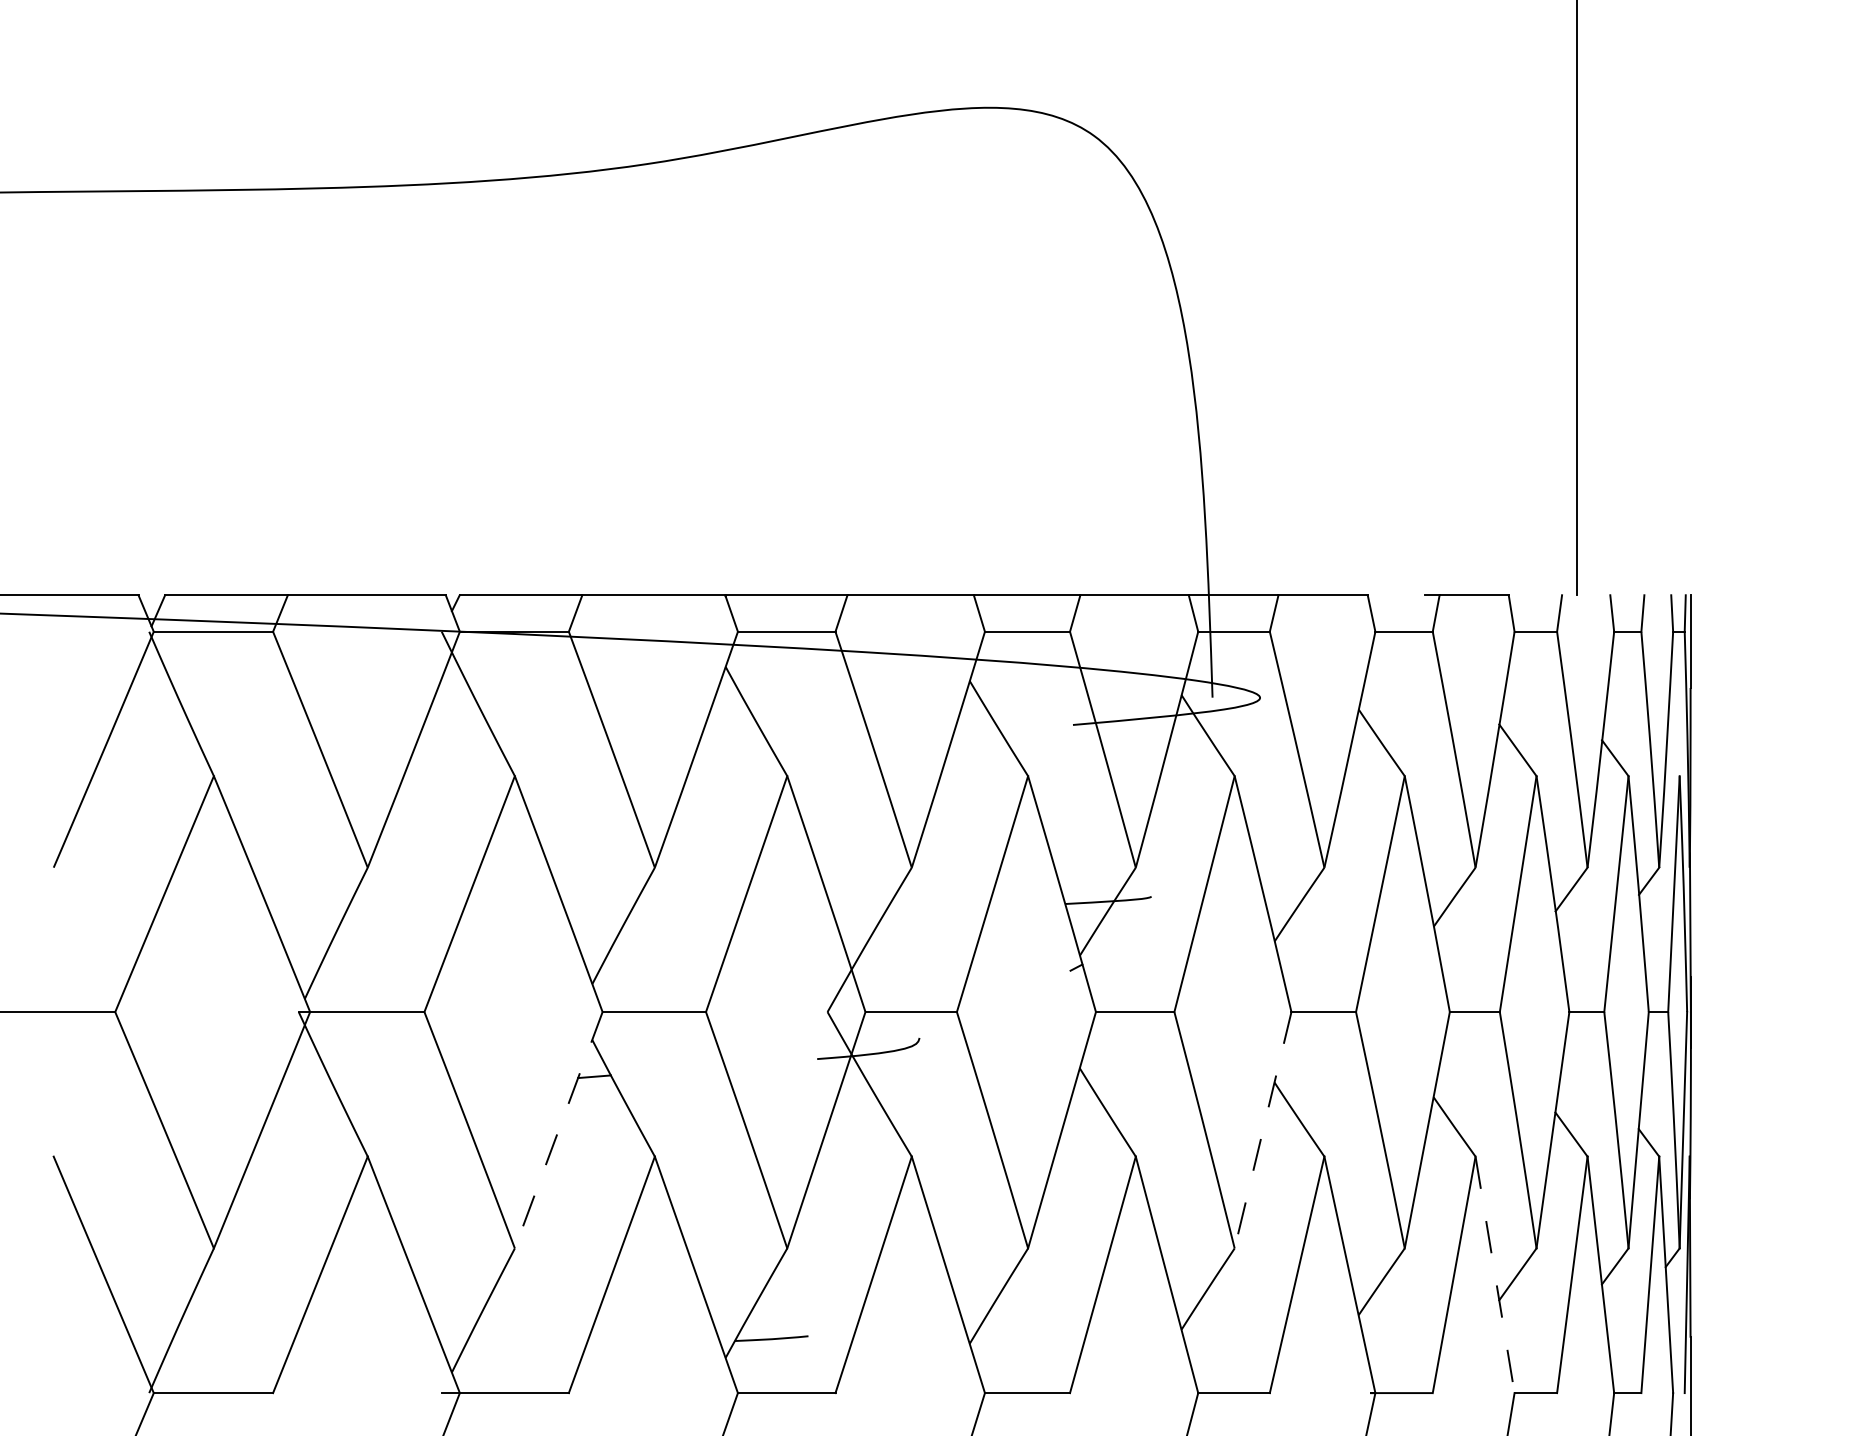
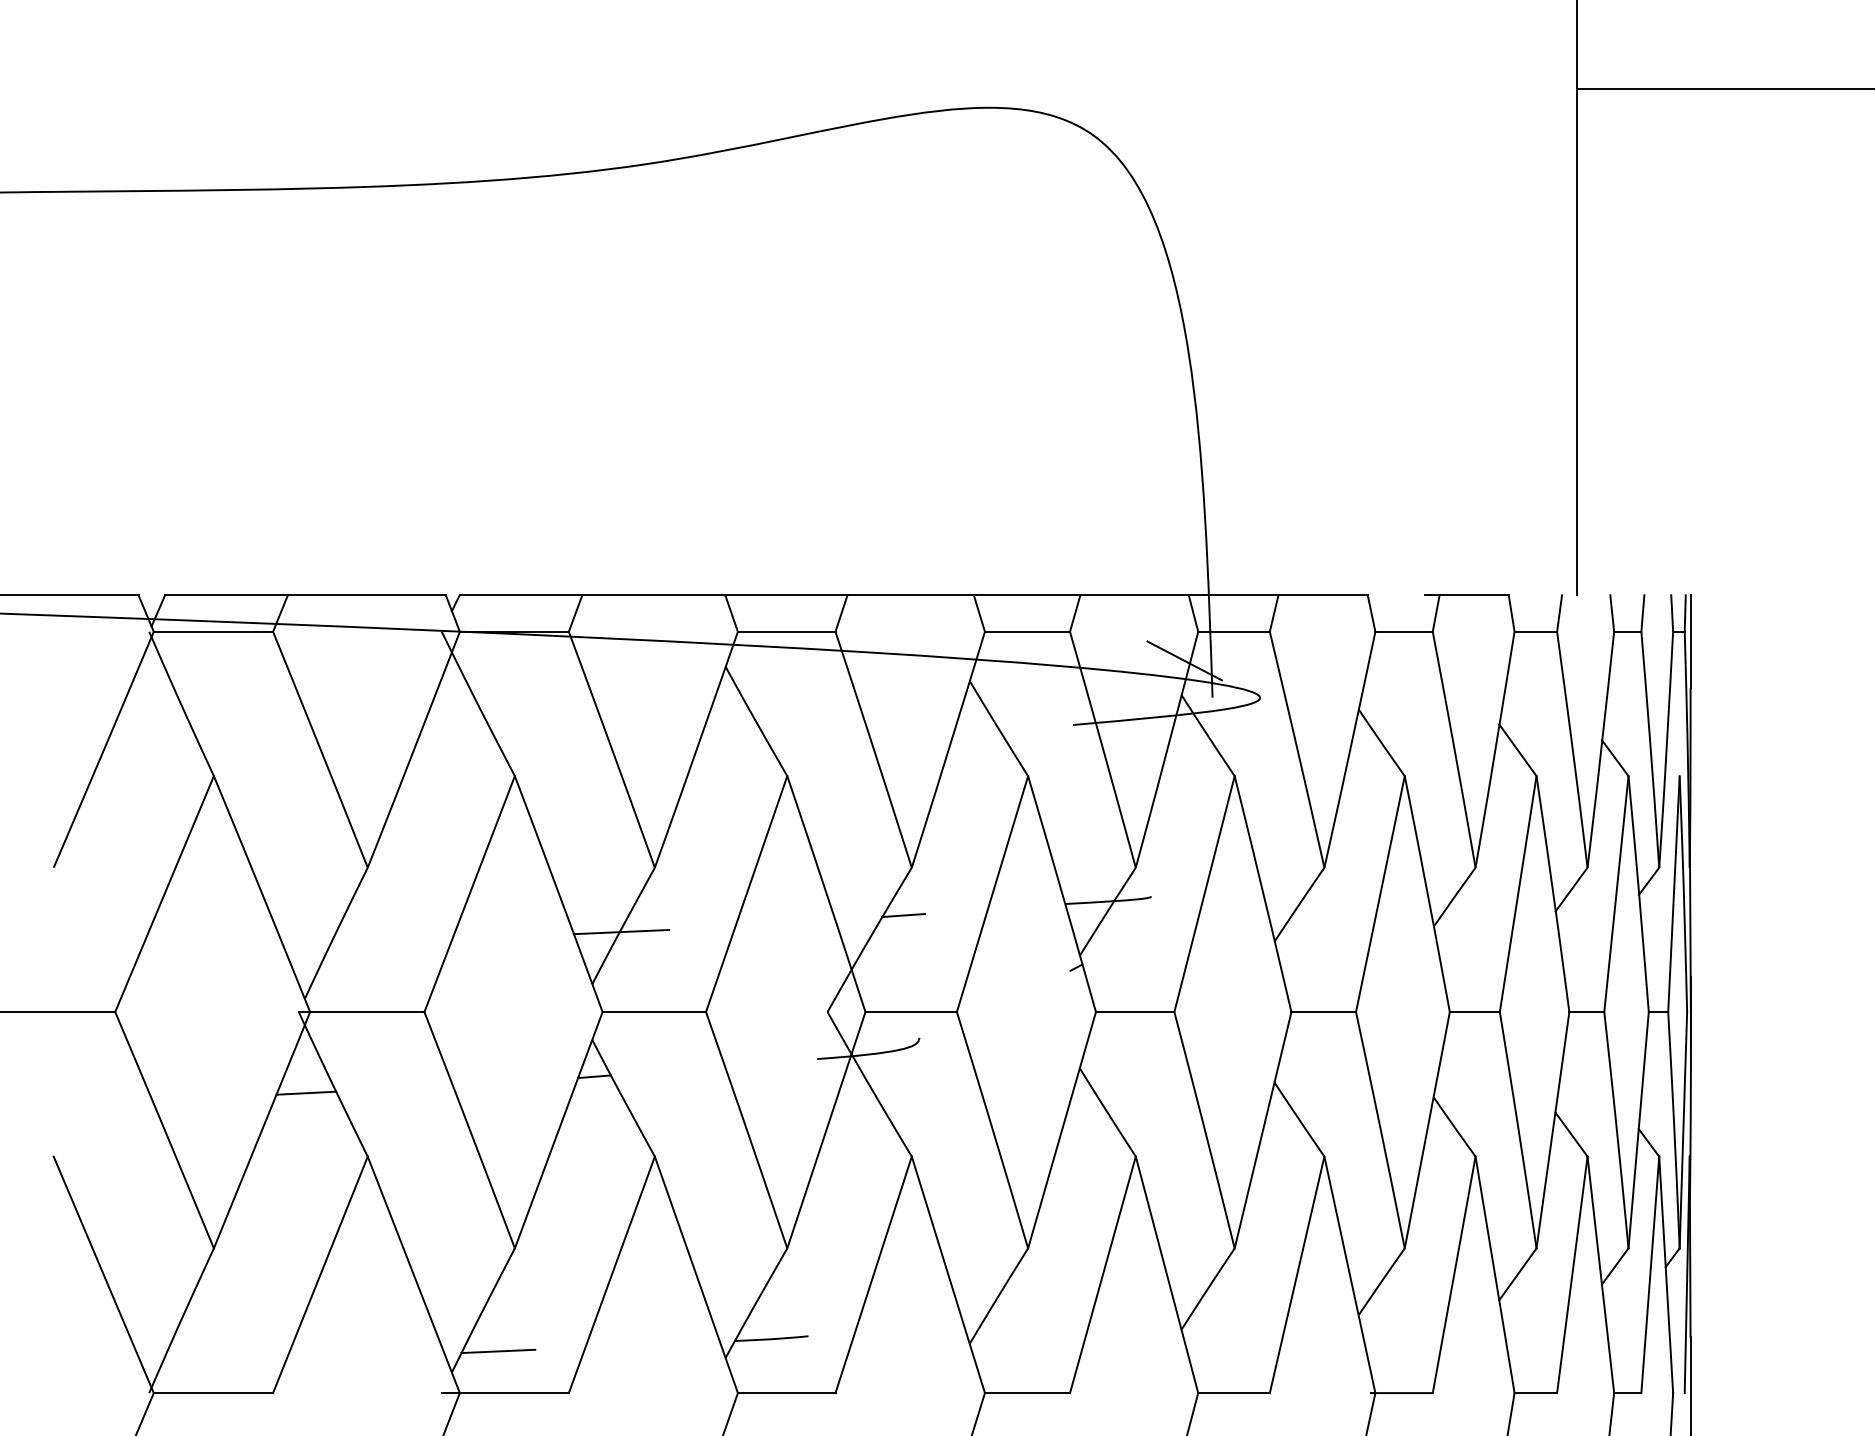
line: none -> present (1723, 89)
line: none -> present (1184, 660)
line: none -> present (903, 915)
line: none -> present (621, 931)
line: none -> present (306, 1092)
line: dashed -> solid (558, 1130)
line: dashed -> solid (1263, 1130)
line: dashed -> solid (1495, 1274)
line: none -> present (498, 1351)
